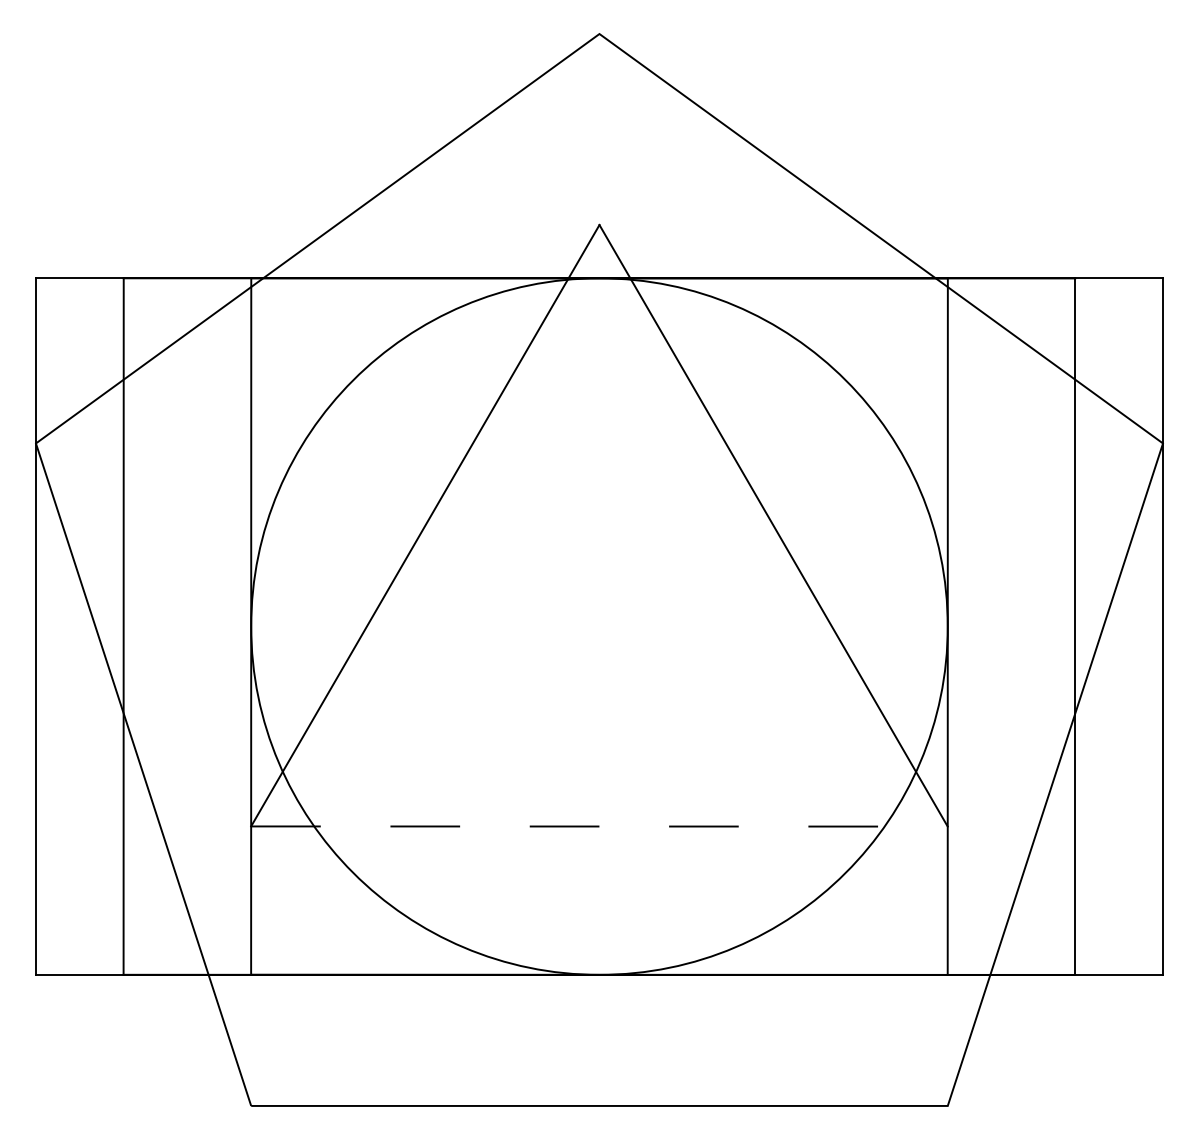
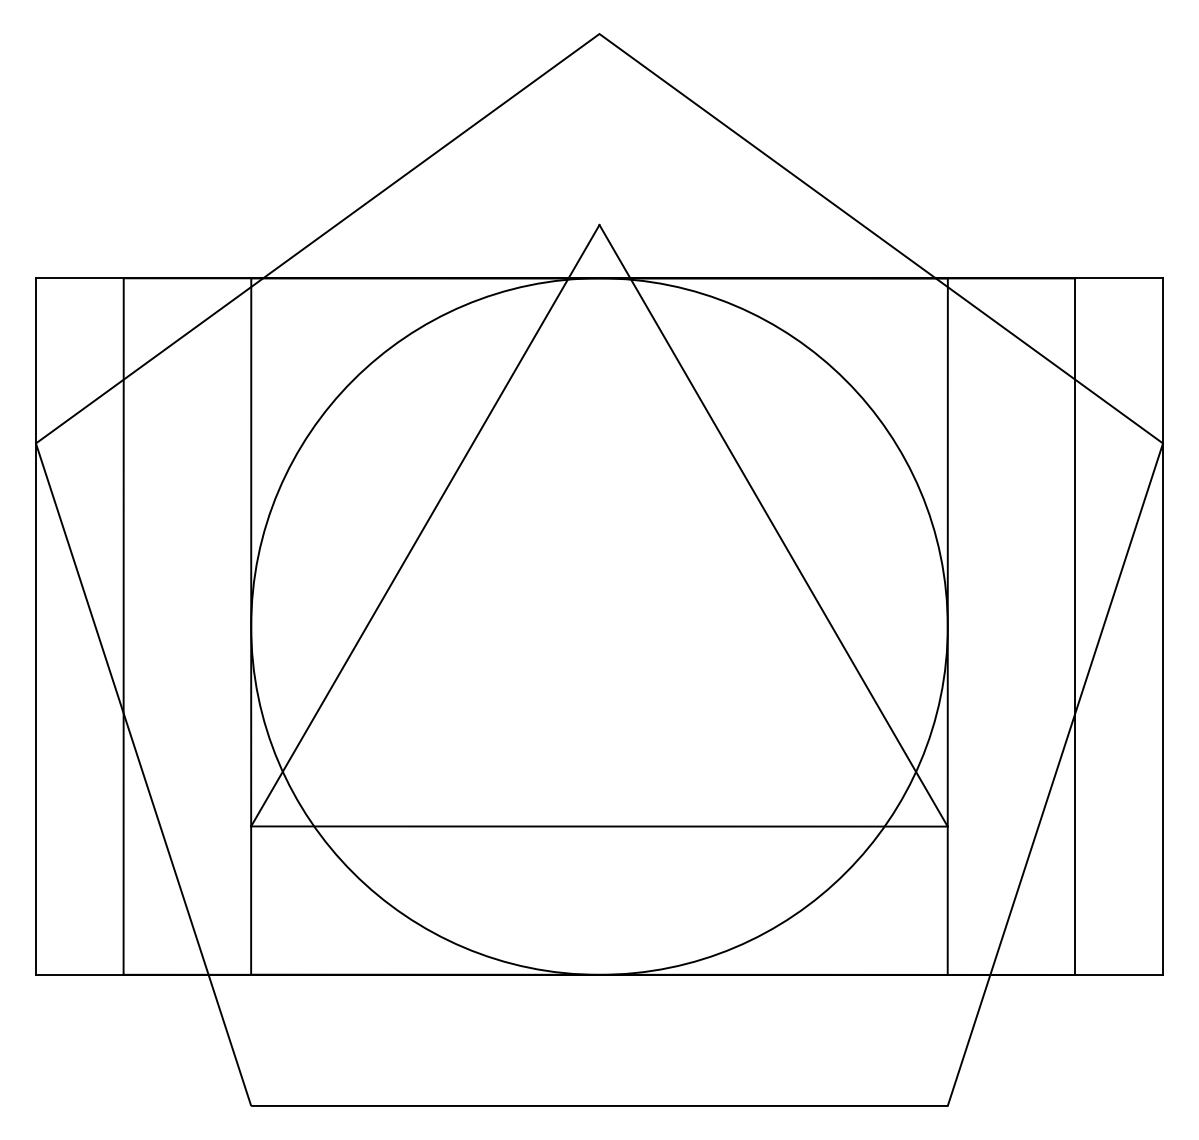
line: dashed -> solid (599, 826)
